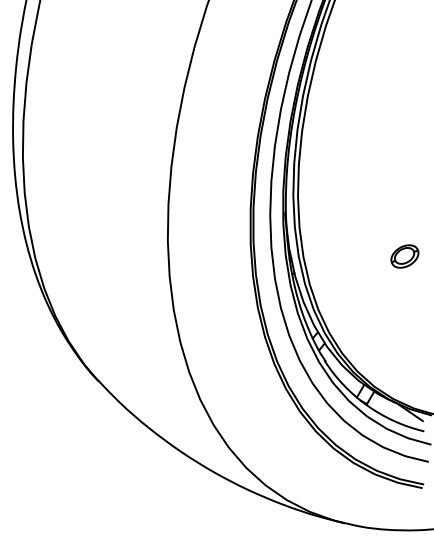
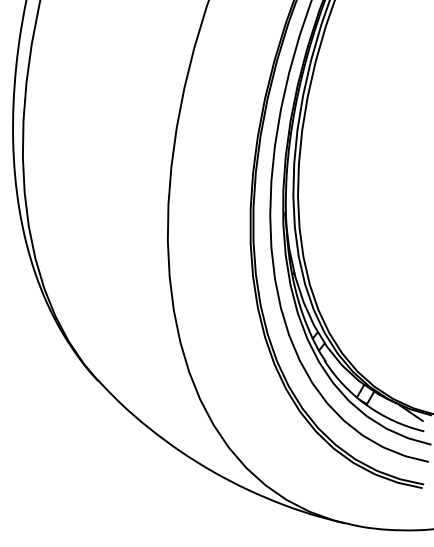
part: present -> none (404, 256)
